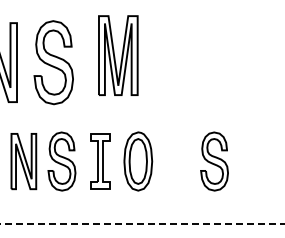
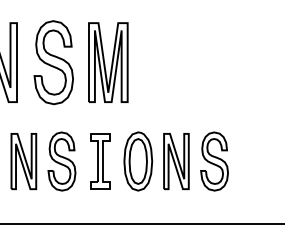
part position: (118, 55) -> (108, 62) (108, 62)
part: none -> present (176, 161)
line: dashed -> solid (142, 223)
